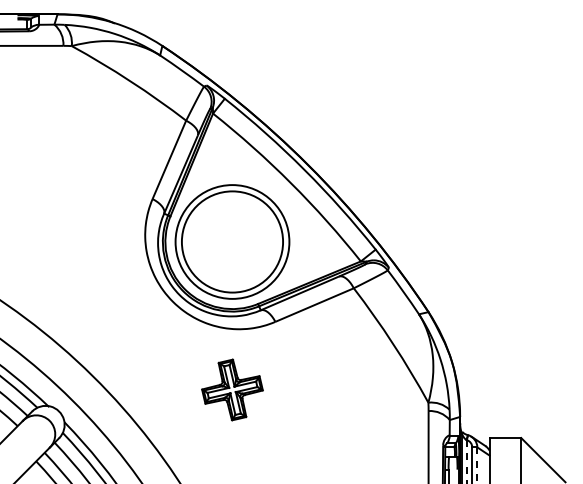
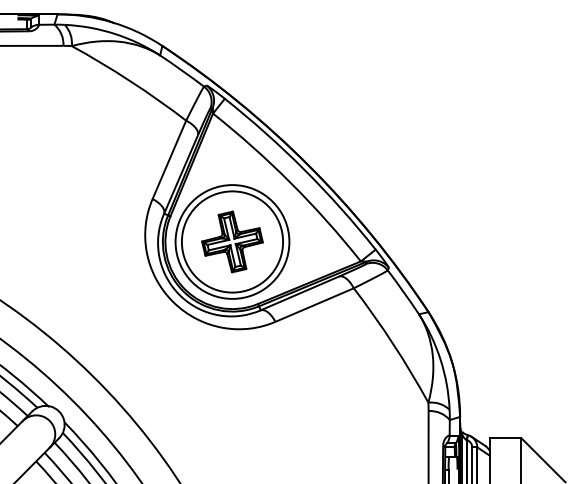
part position: (232, 389) -> (232, 241) (232, 241)
line: dashed -> solid (466, 462)
line: dashed -> solid (477, 465)
